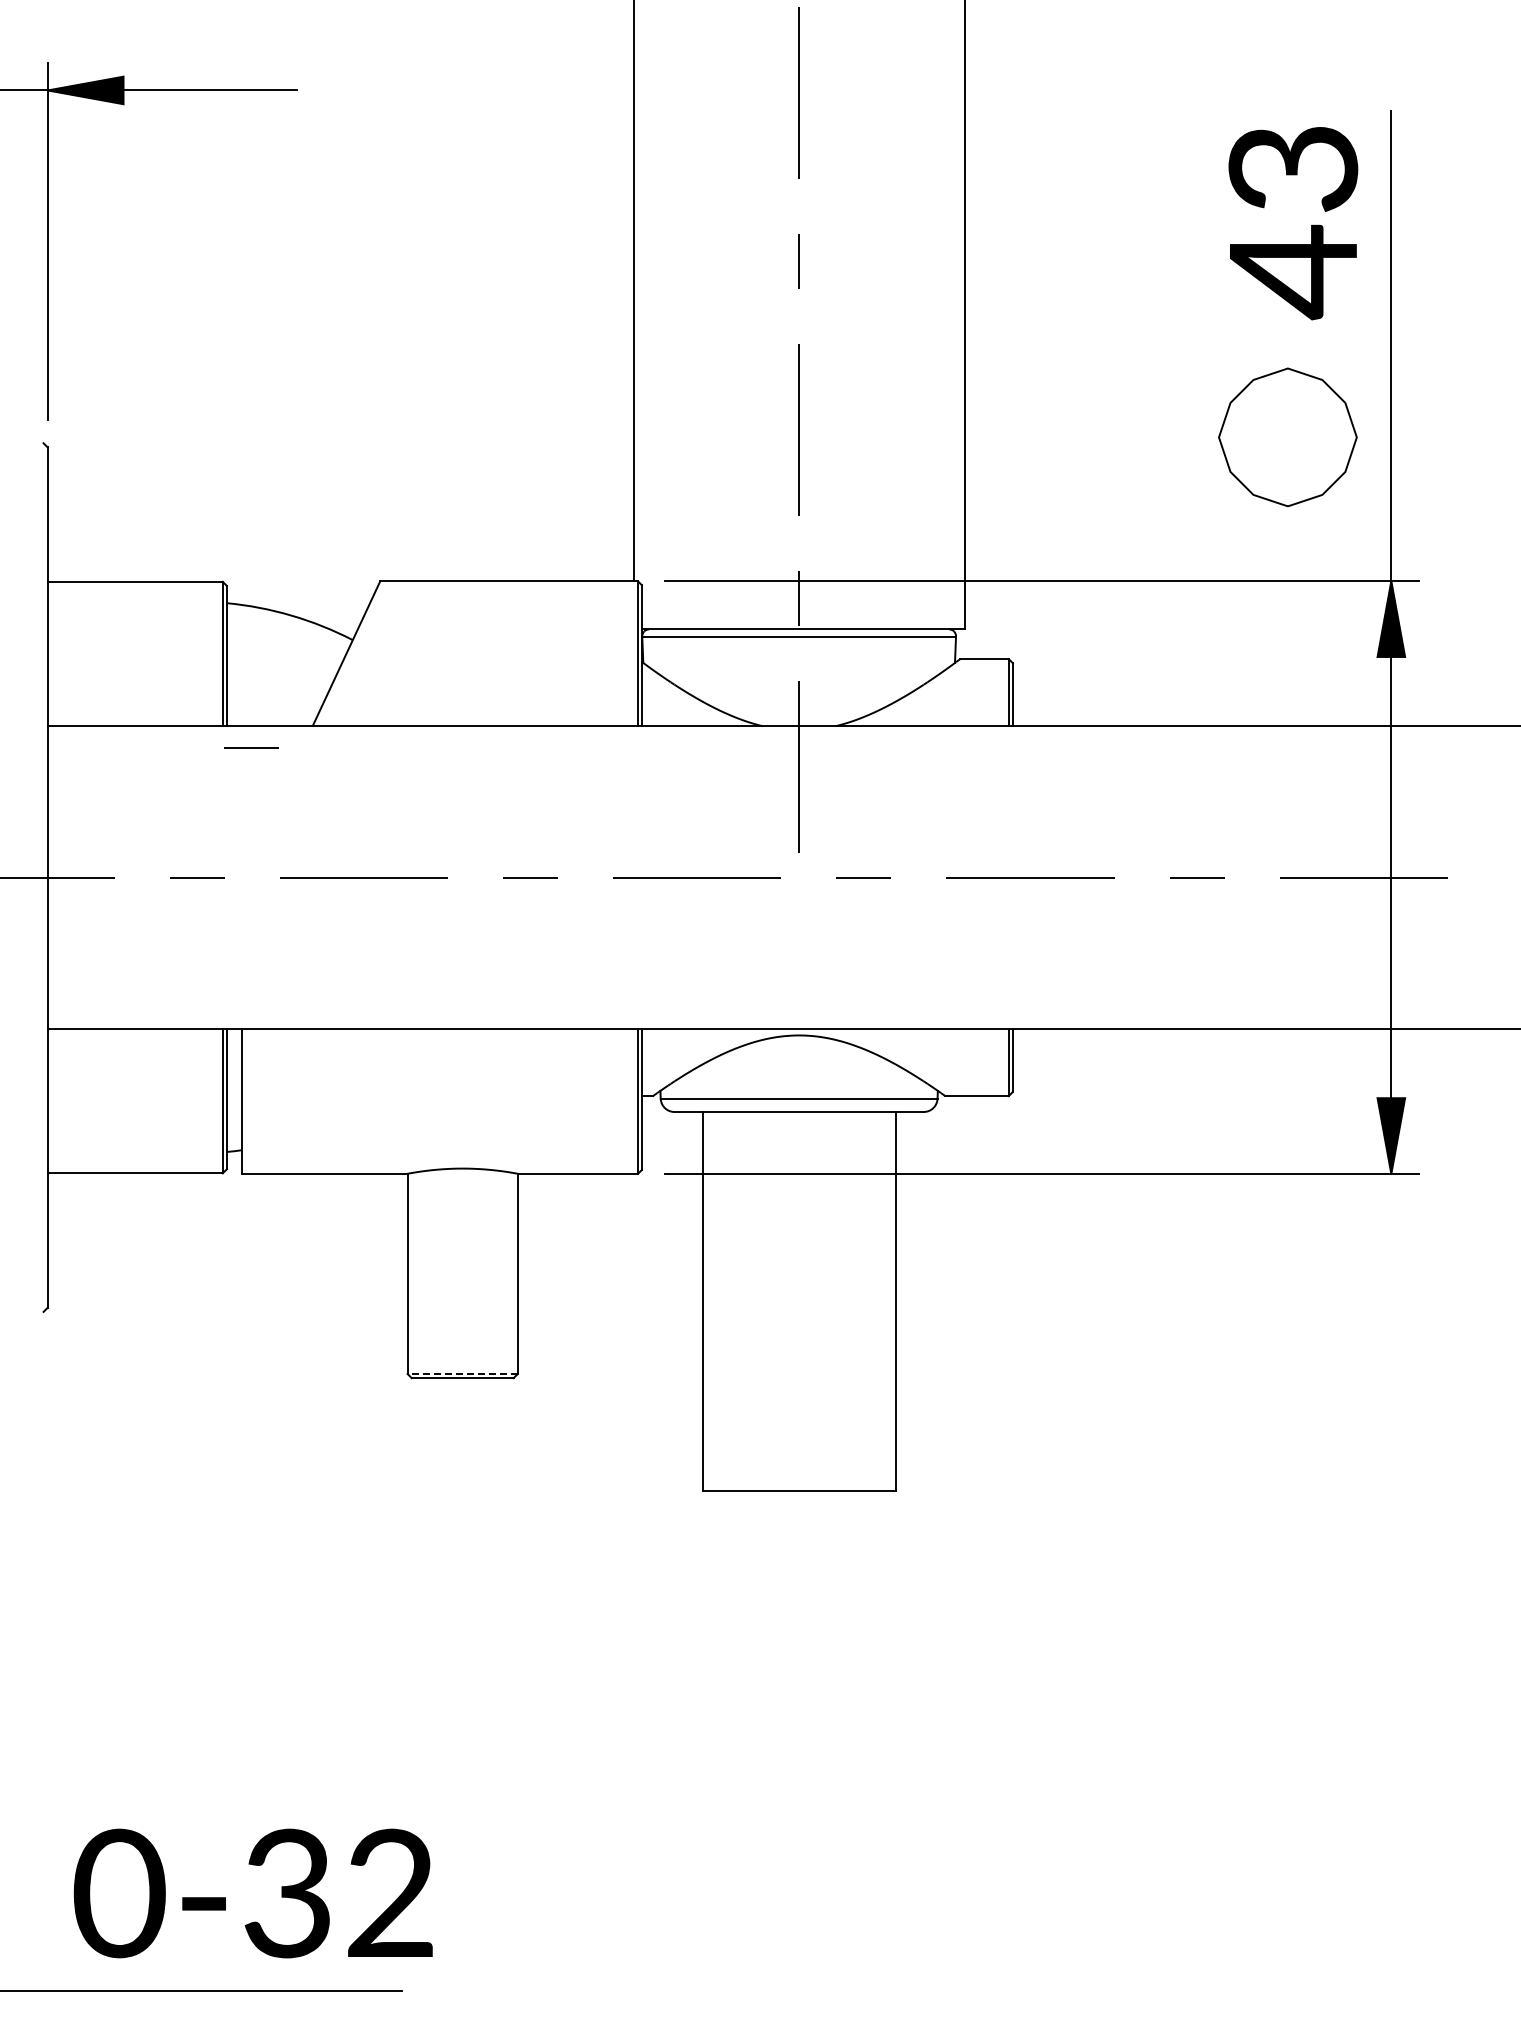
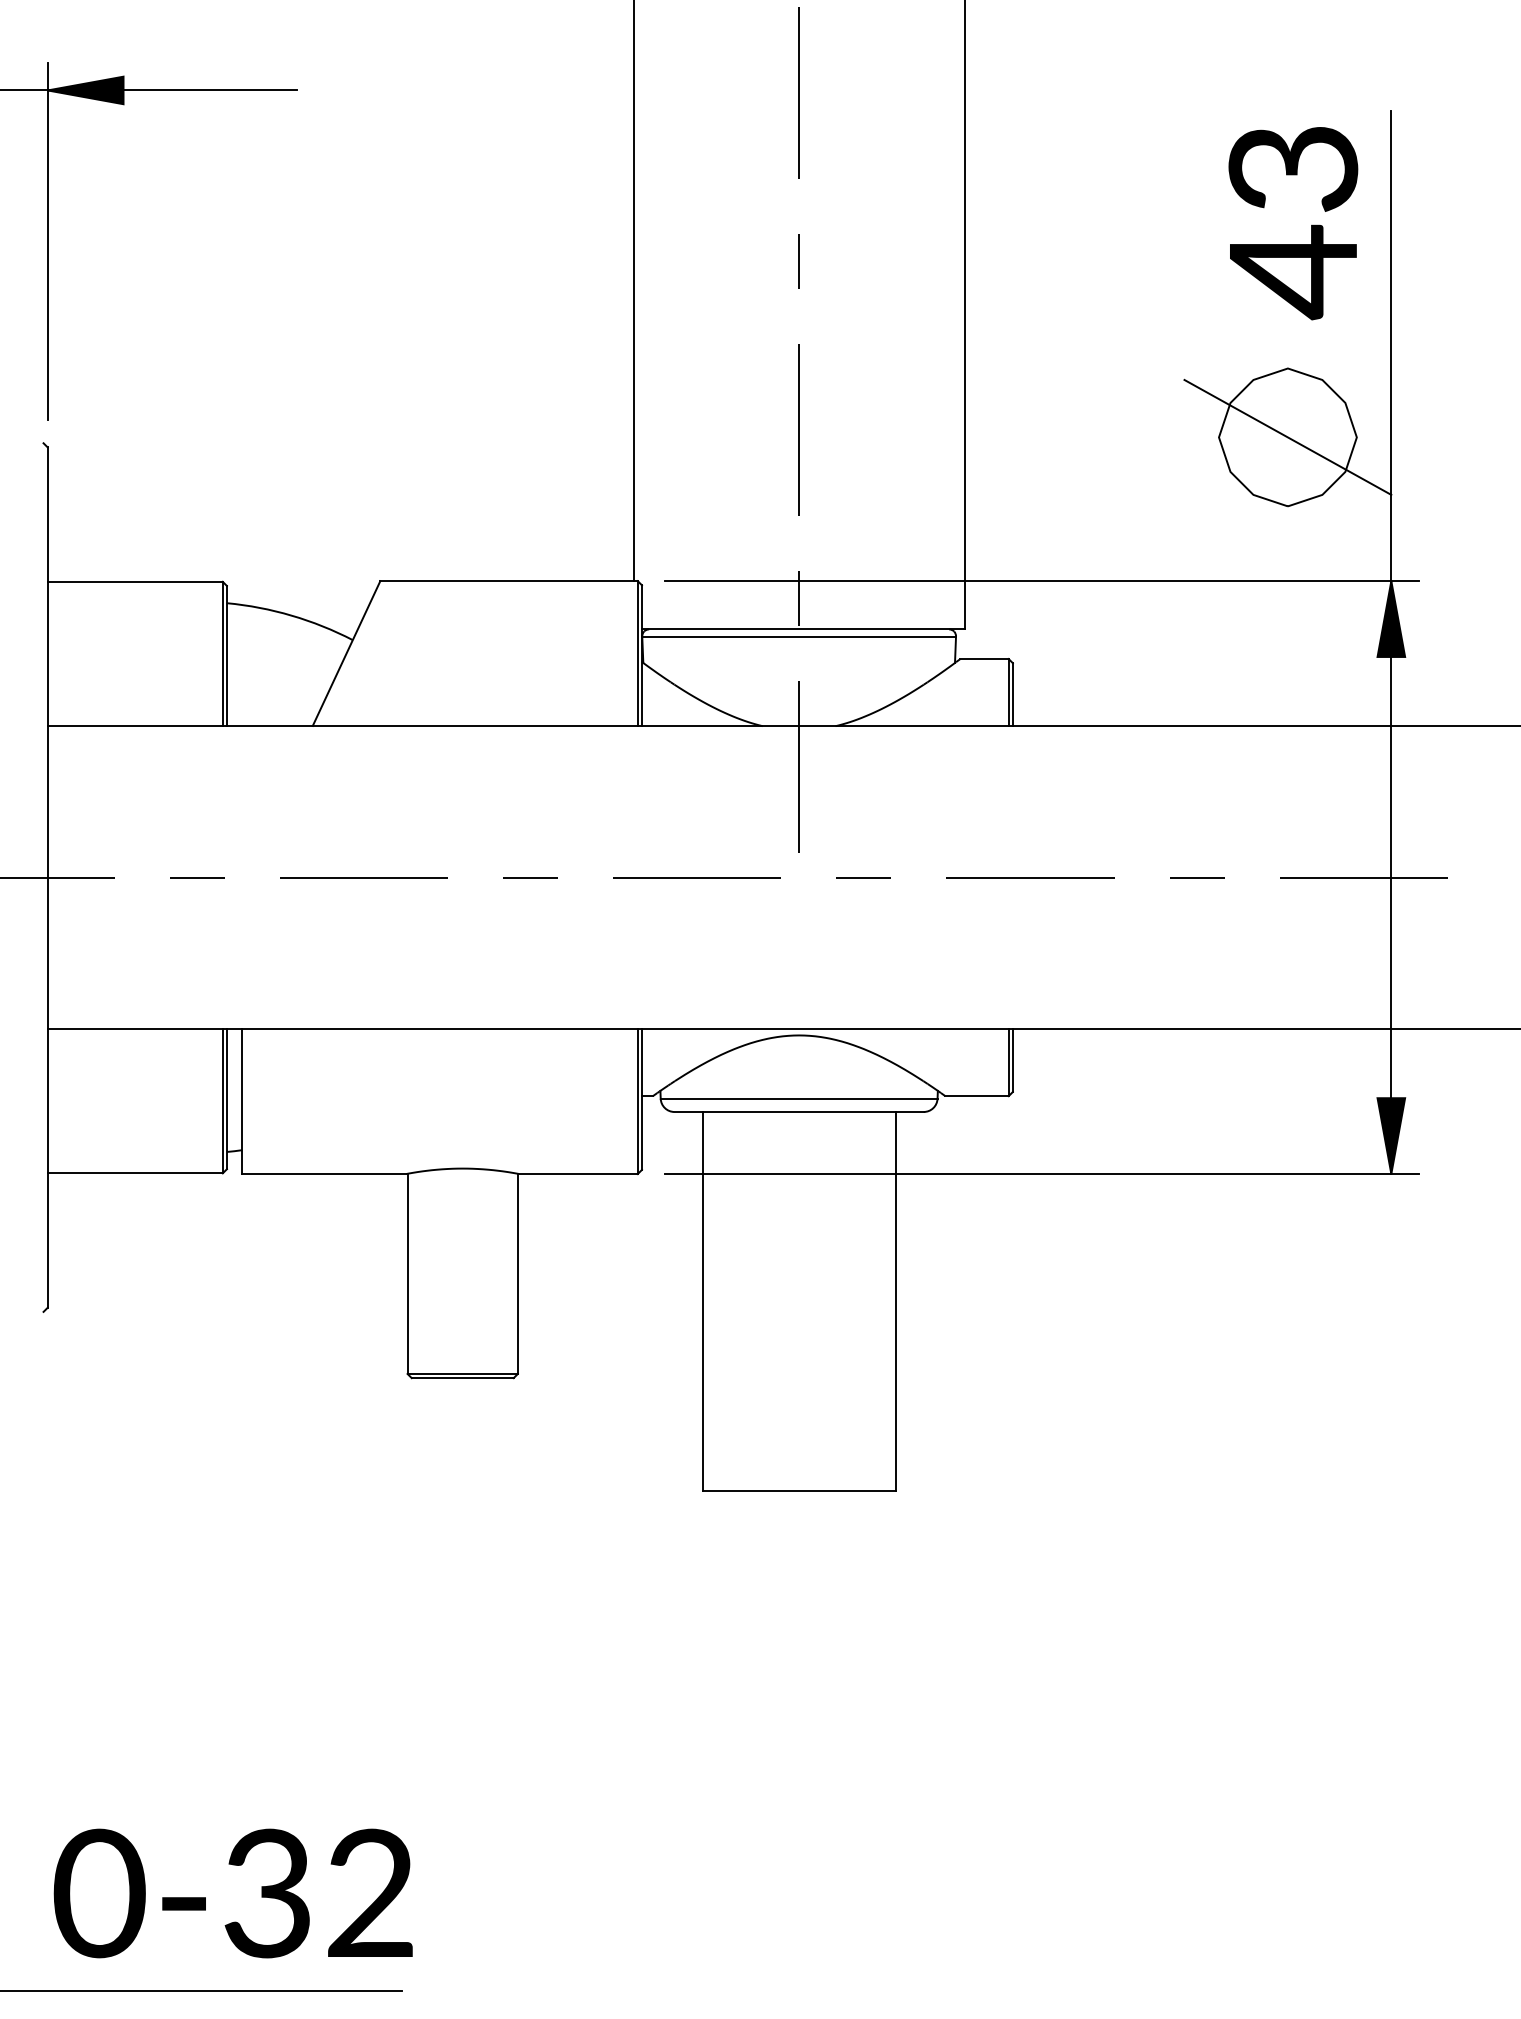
line: none -> present (1287, 436)
line: present -> none (251, 747)
line: dashed -> solid (462, 1373)
text position: (252, 1893) -> (232, 1893) (232, 1893)
